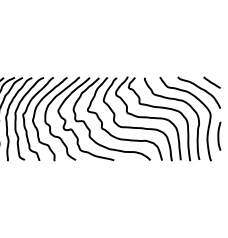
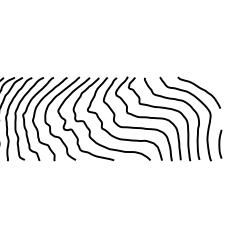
line: present -> none (211, 82)
curve position: (219, 135) -> (220, 143) (220, 143)
